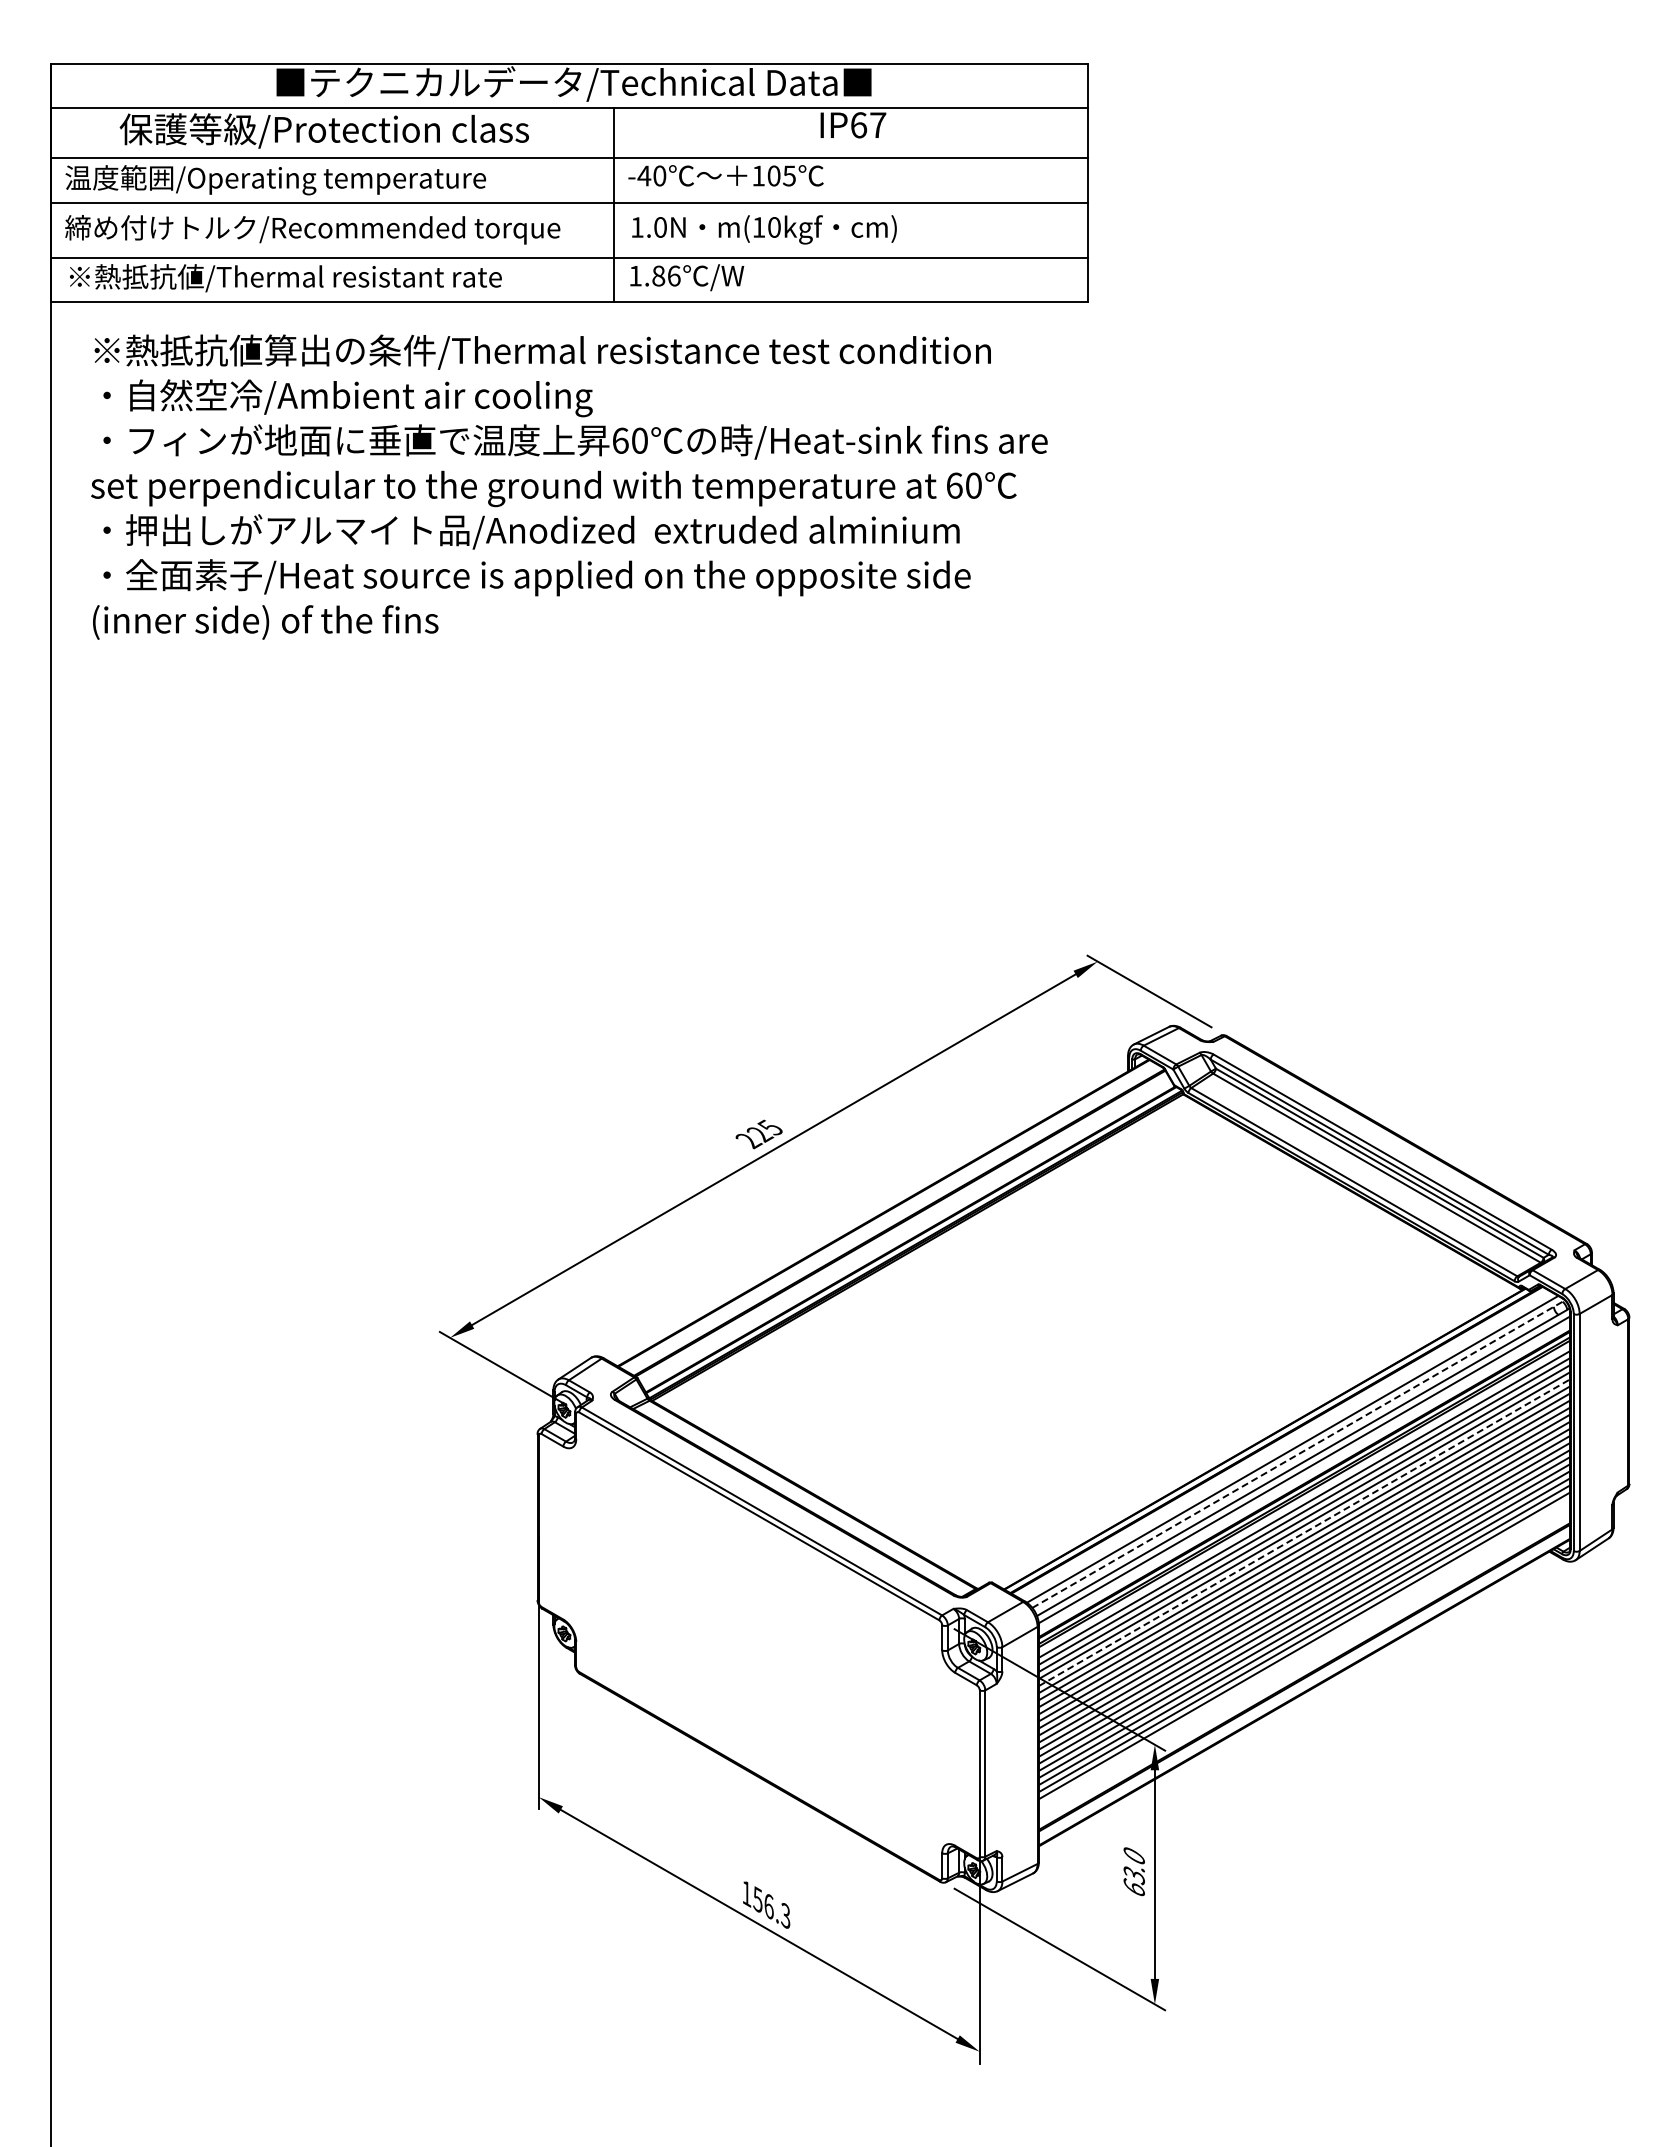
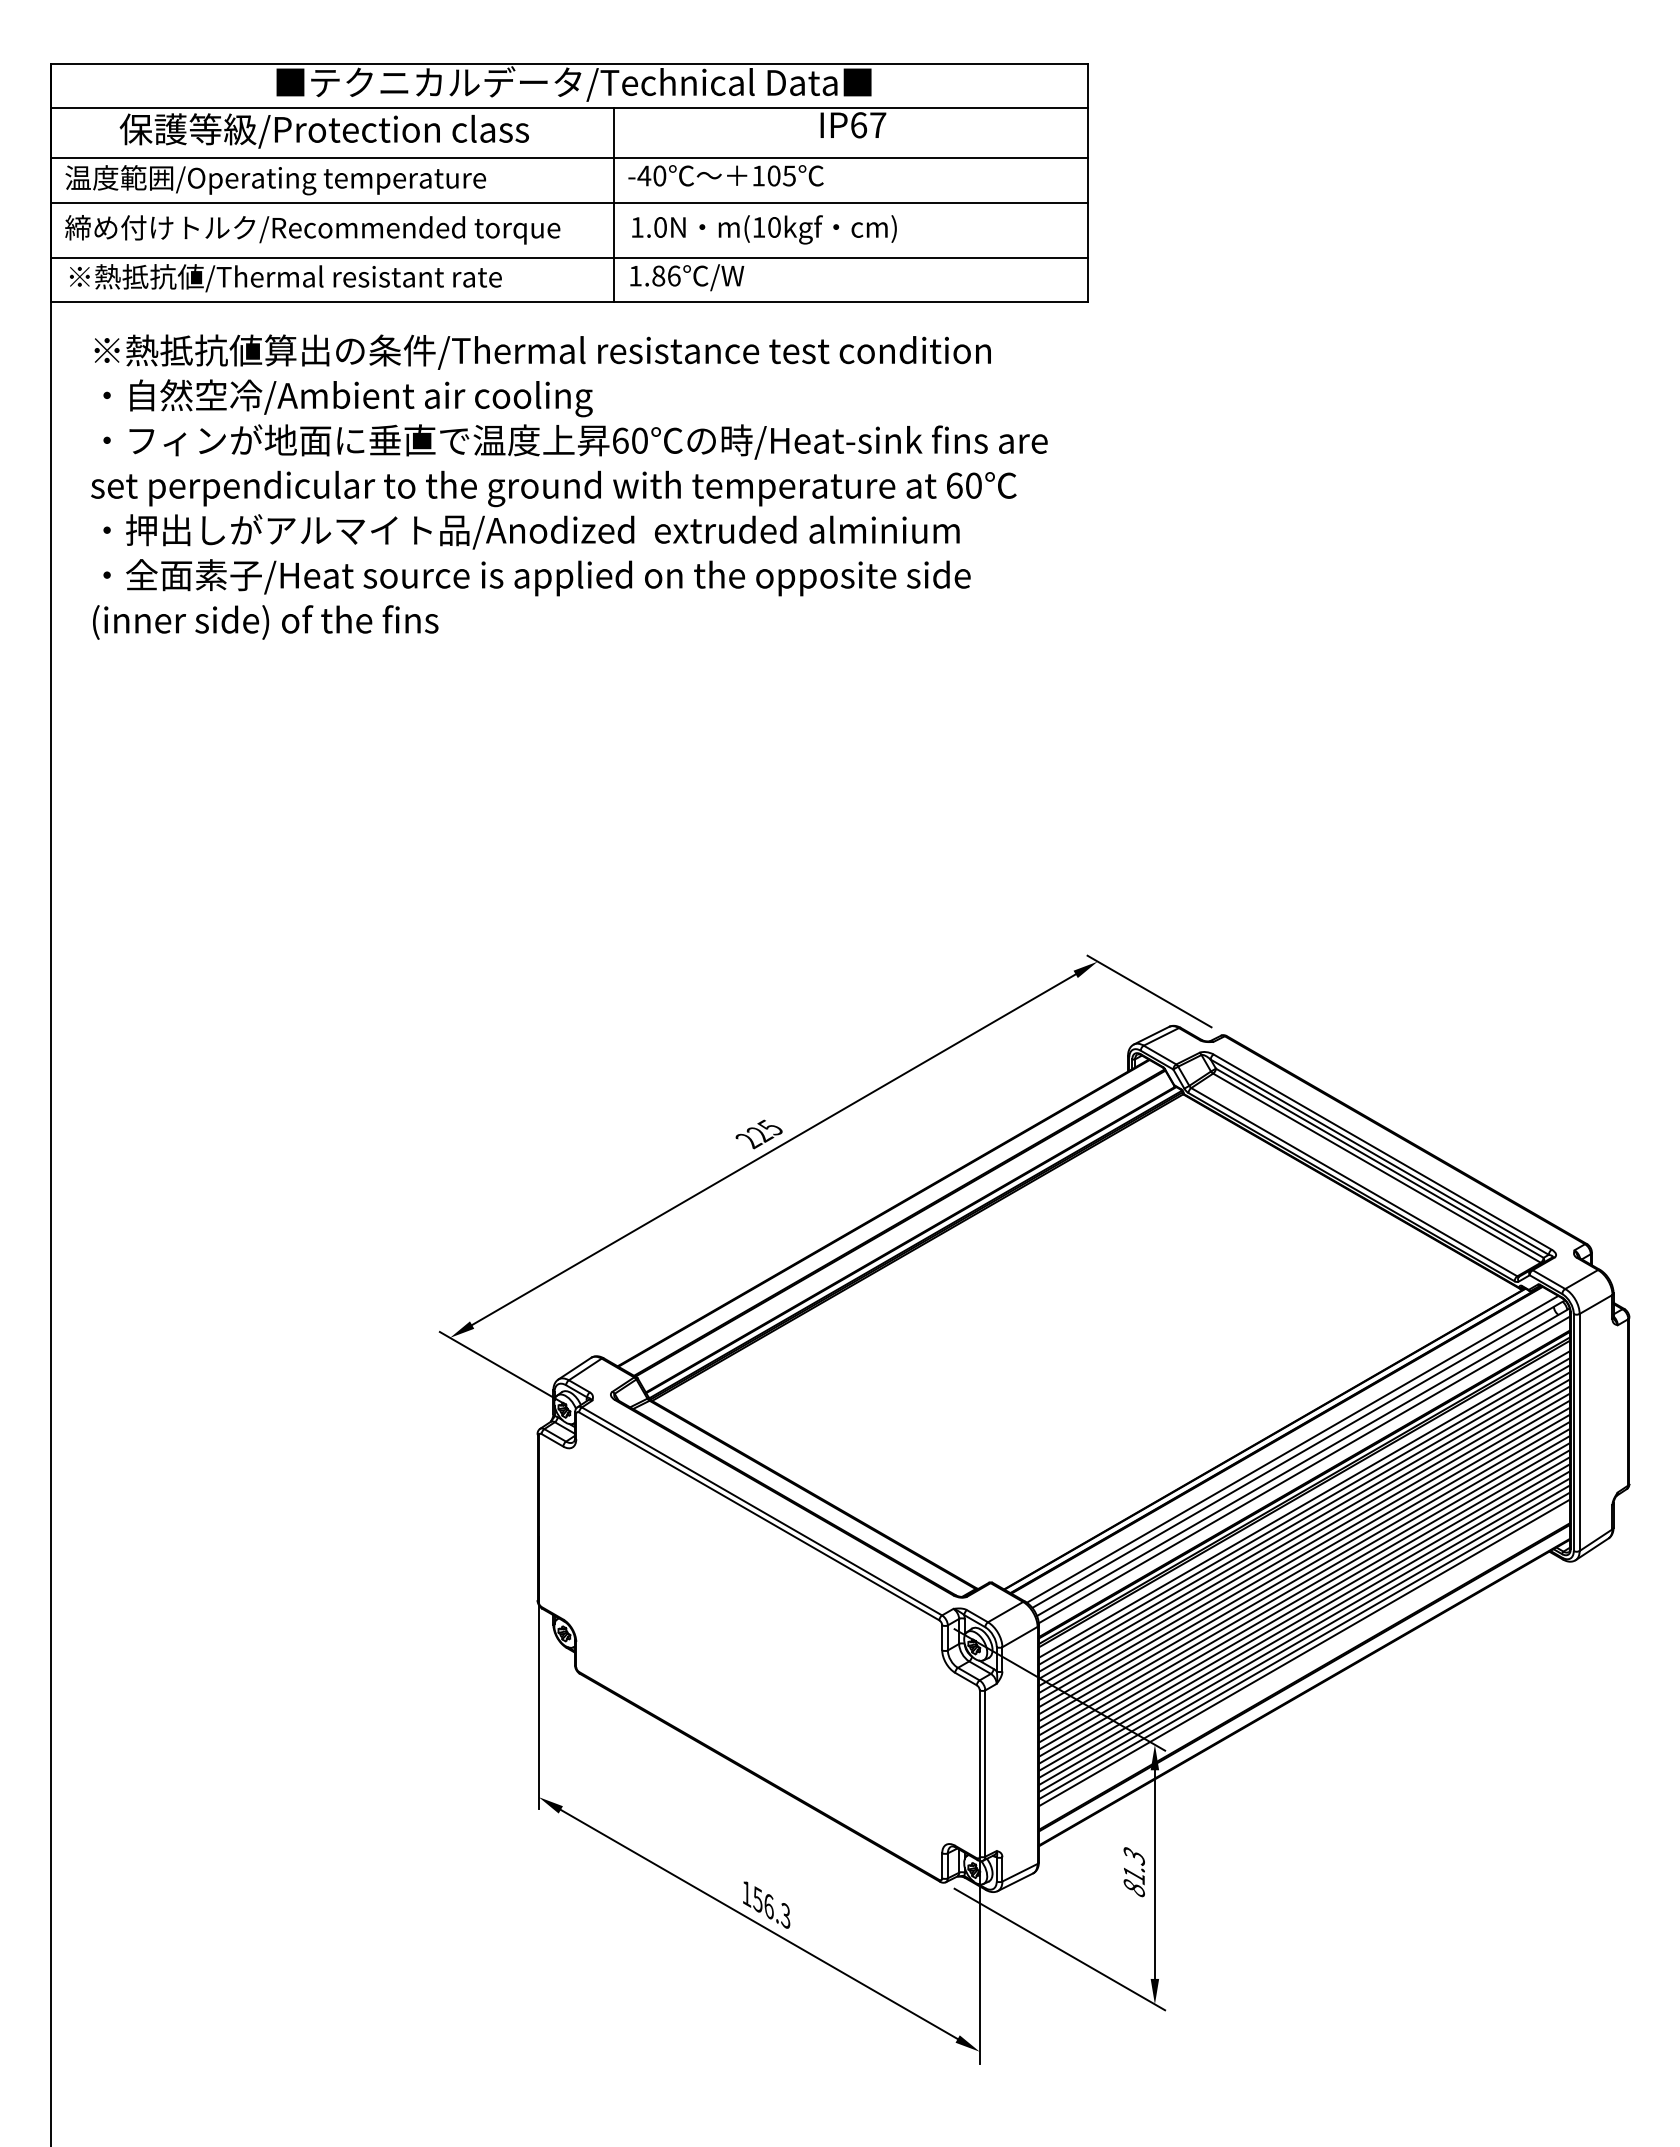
line: dashed -> solid (1298, 1454)
line: dashed -> solid (1304, 1532)
line: none -> present (1304, 1652)
text: 63.0 -> 81.3 (1133, 1872)
